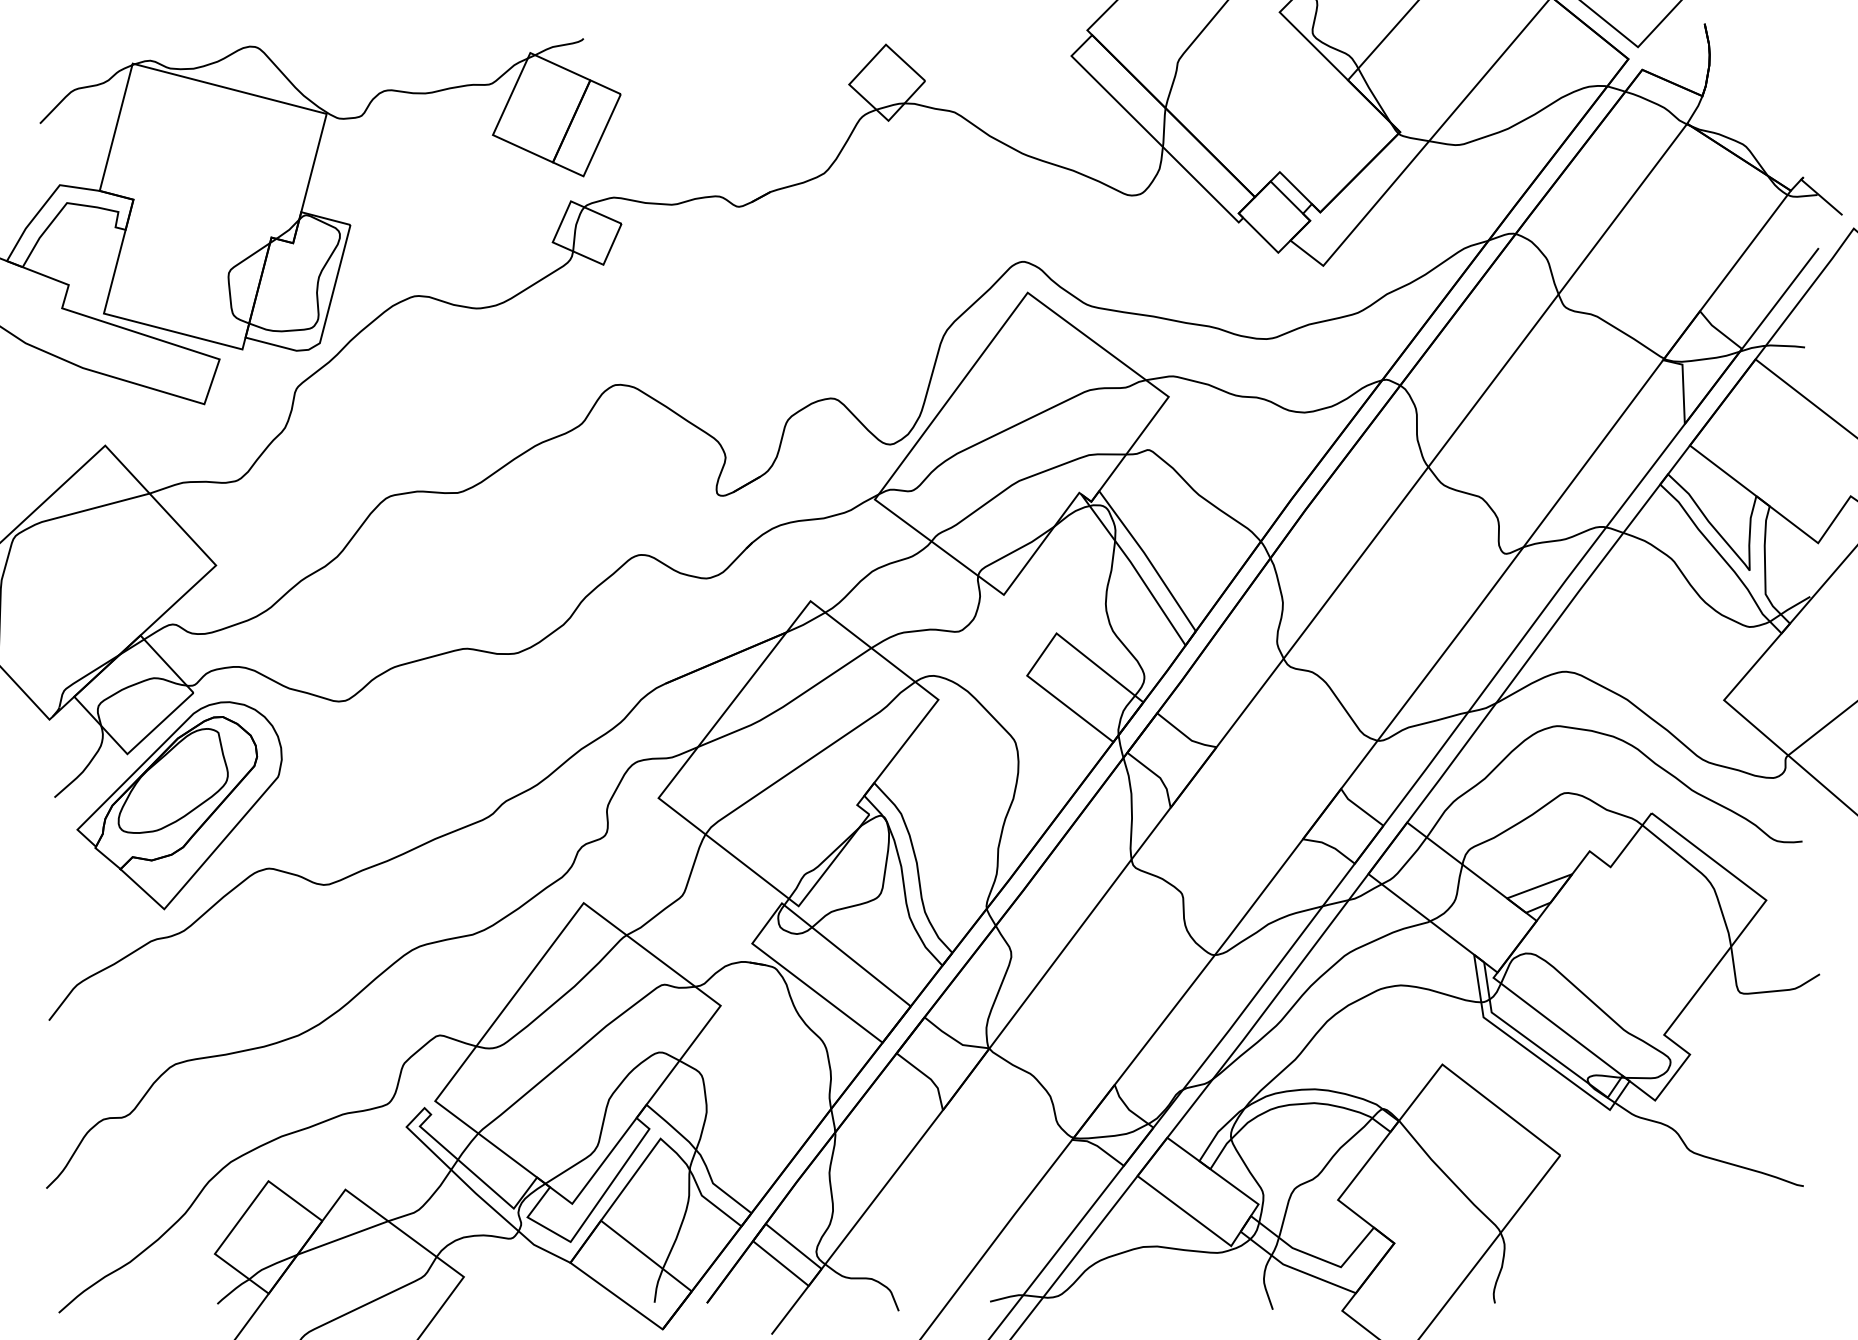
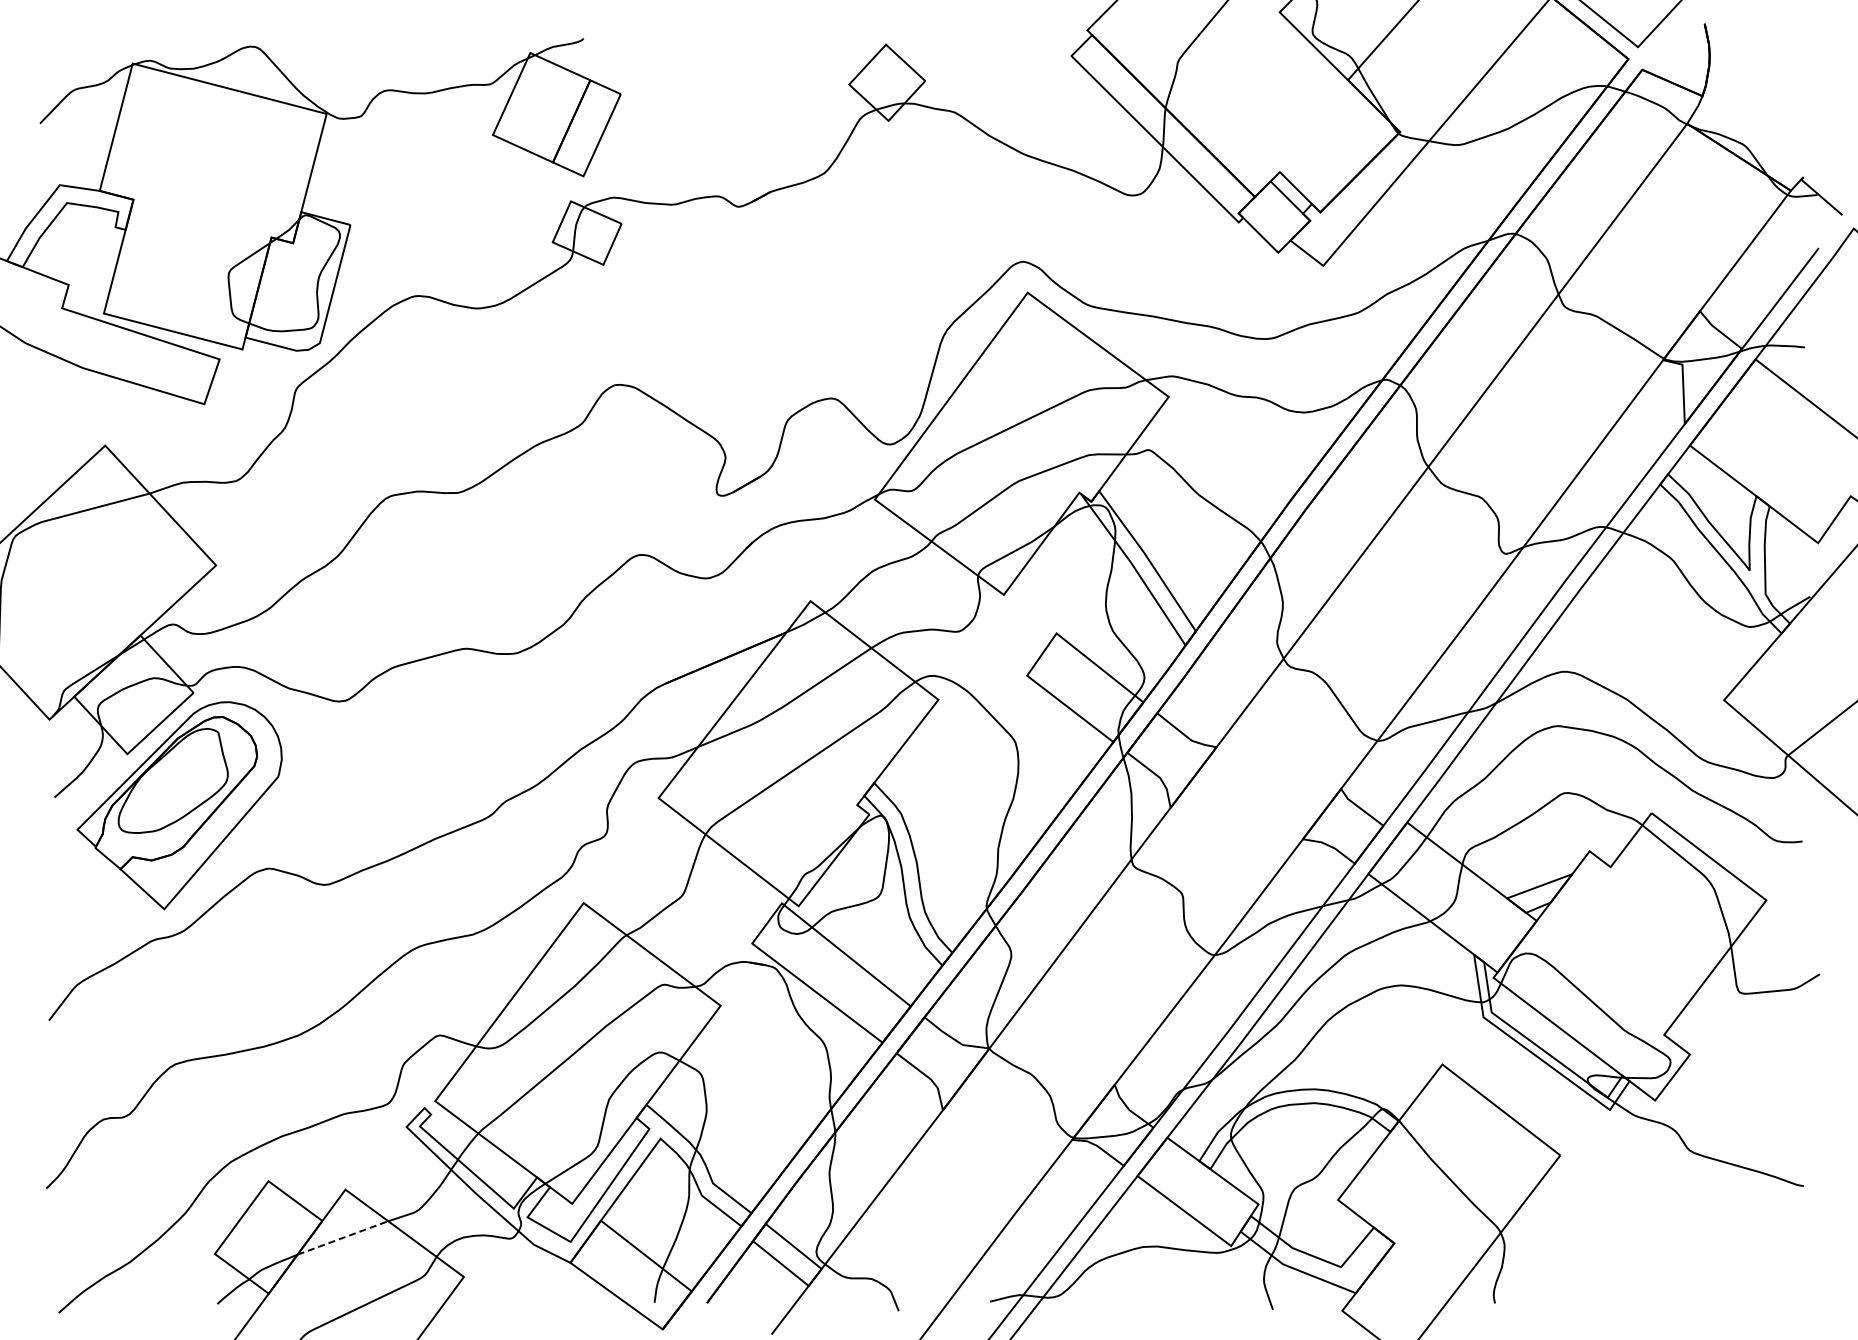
line: solid -> dashed (343, 1237)
